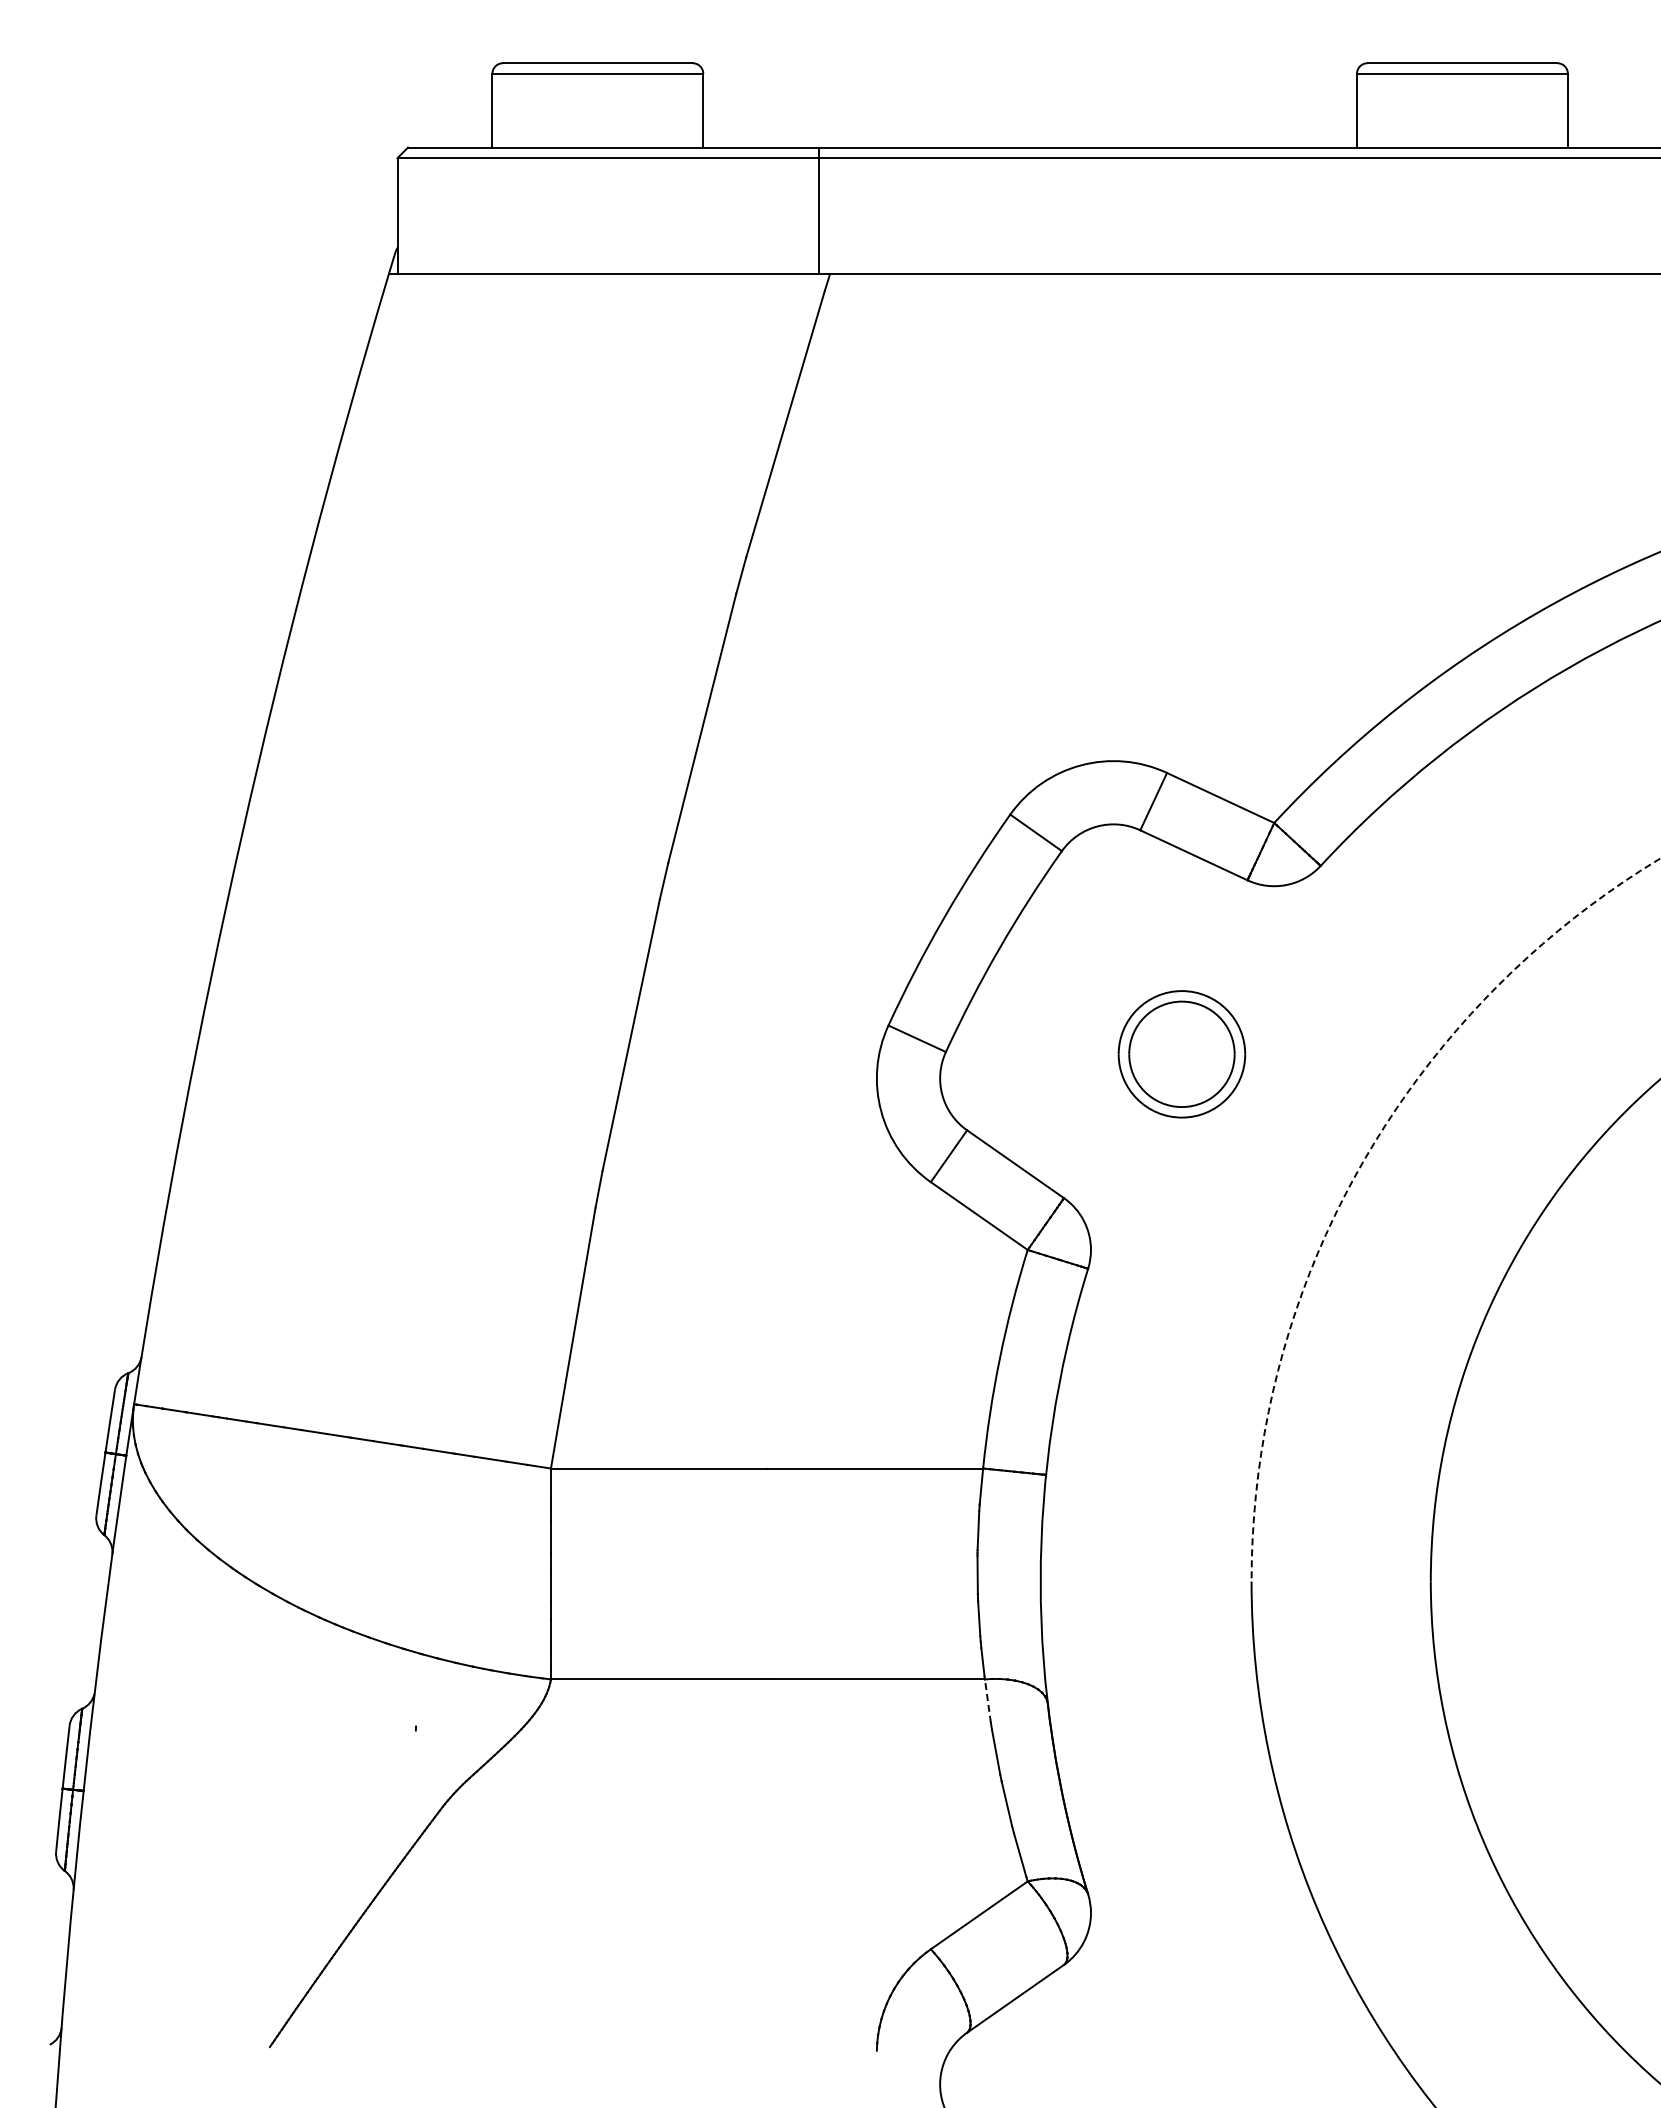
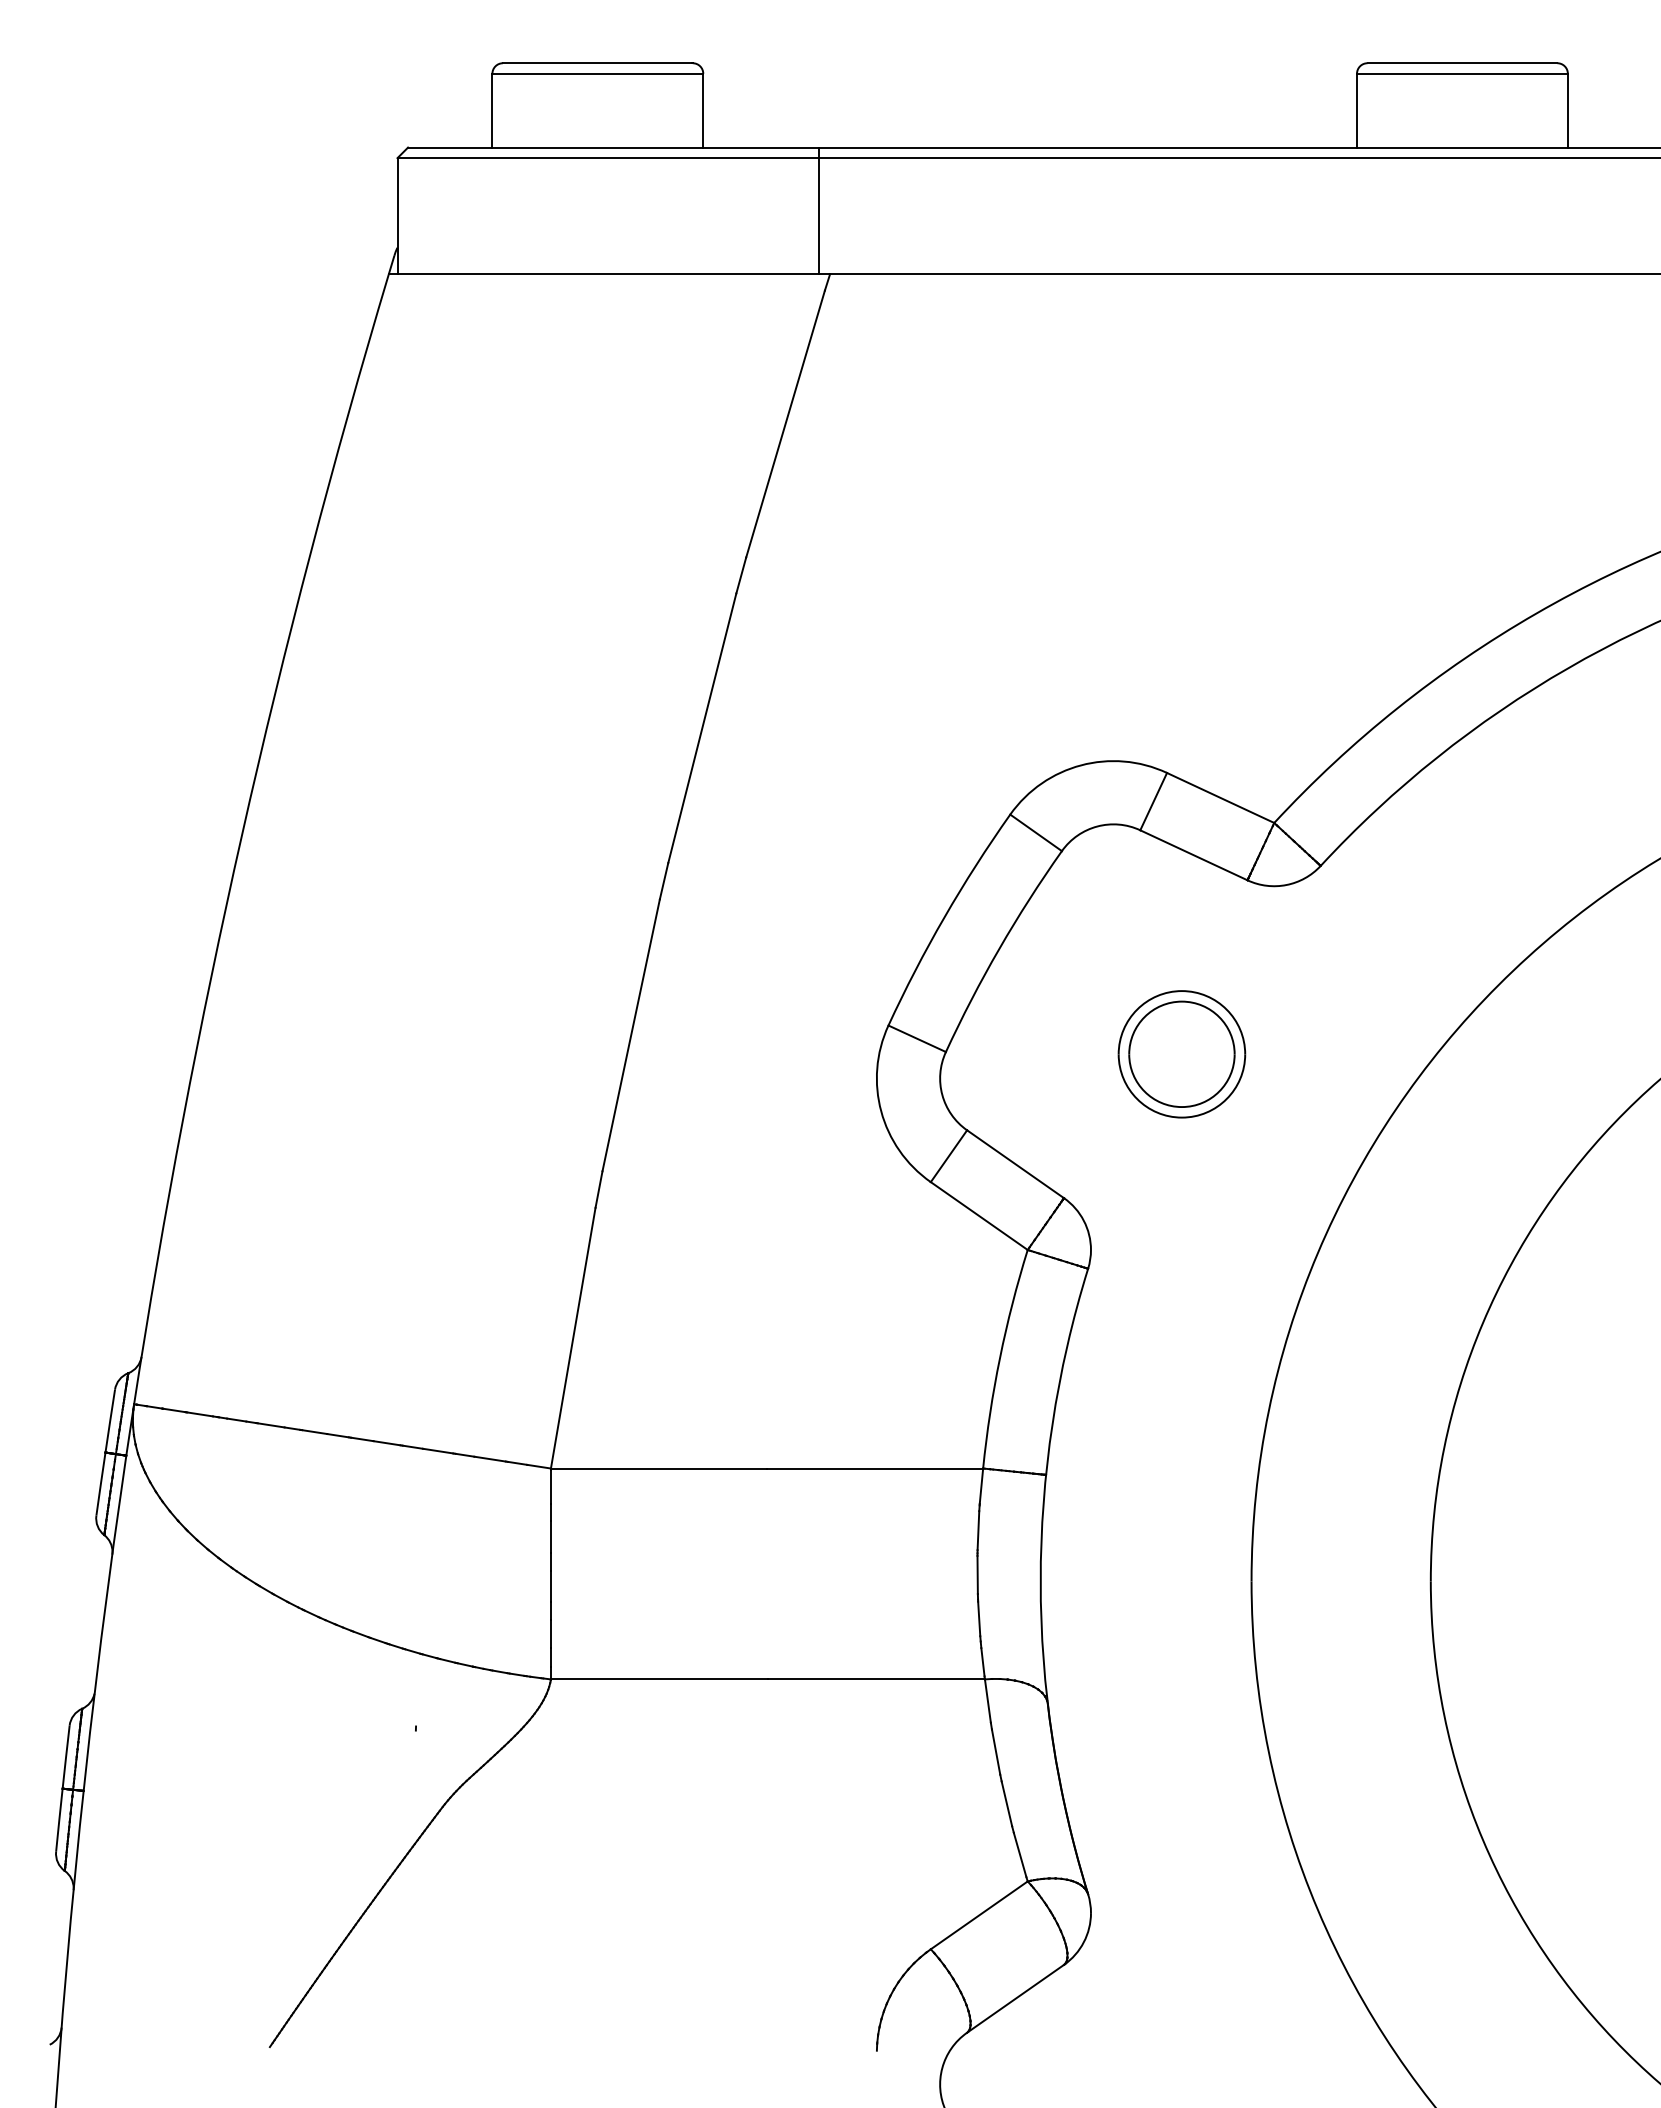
arc: dashed -> solid (1362, 1163)
line: dashed -> solid (987, 1701)
